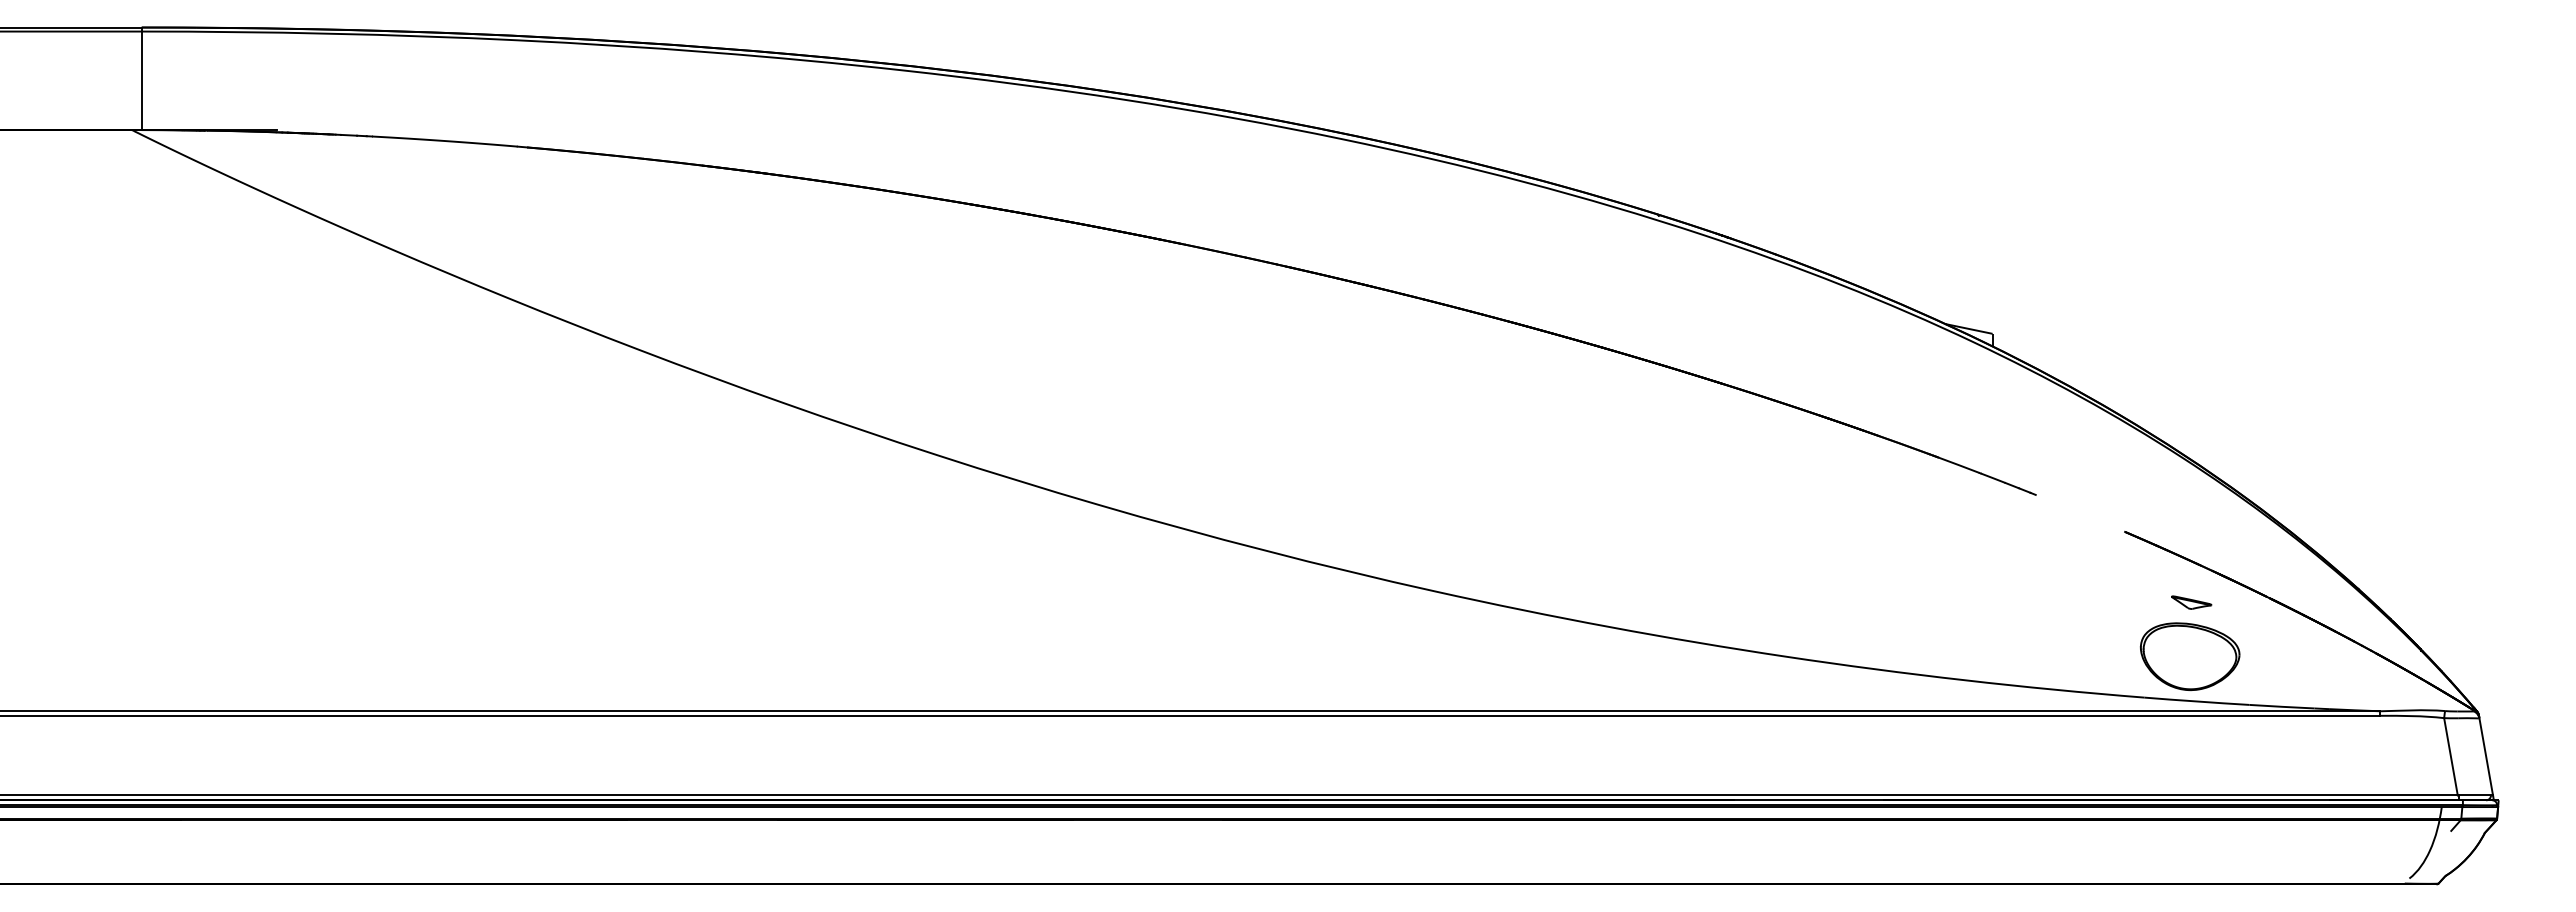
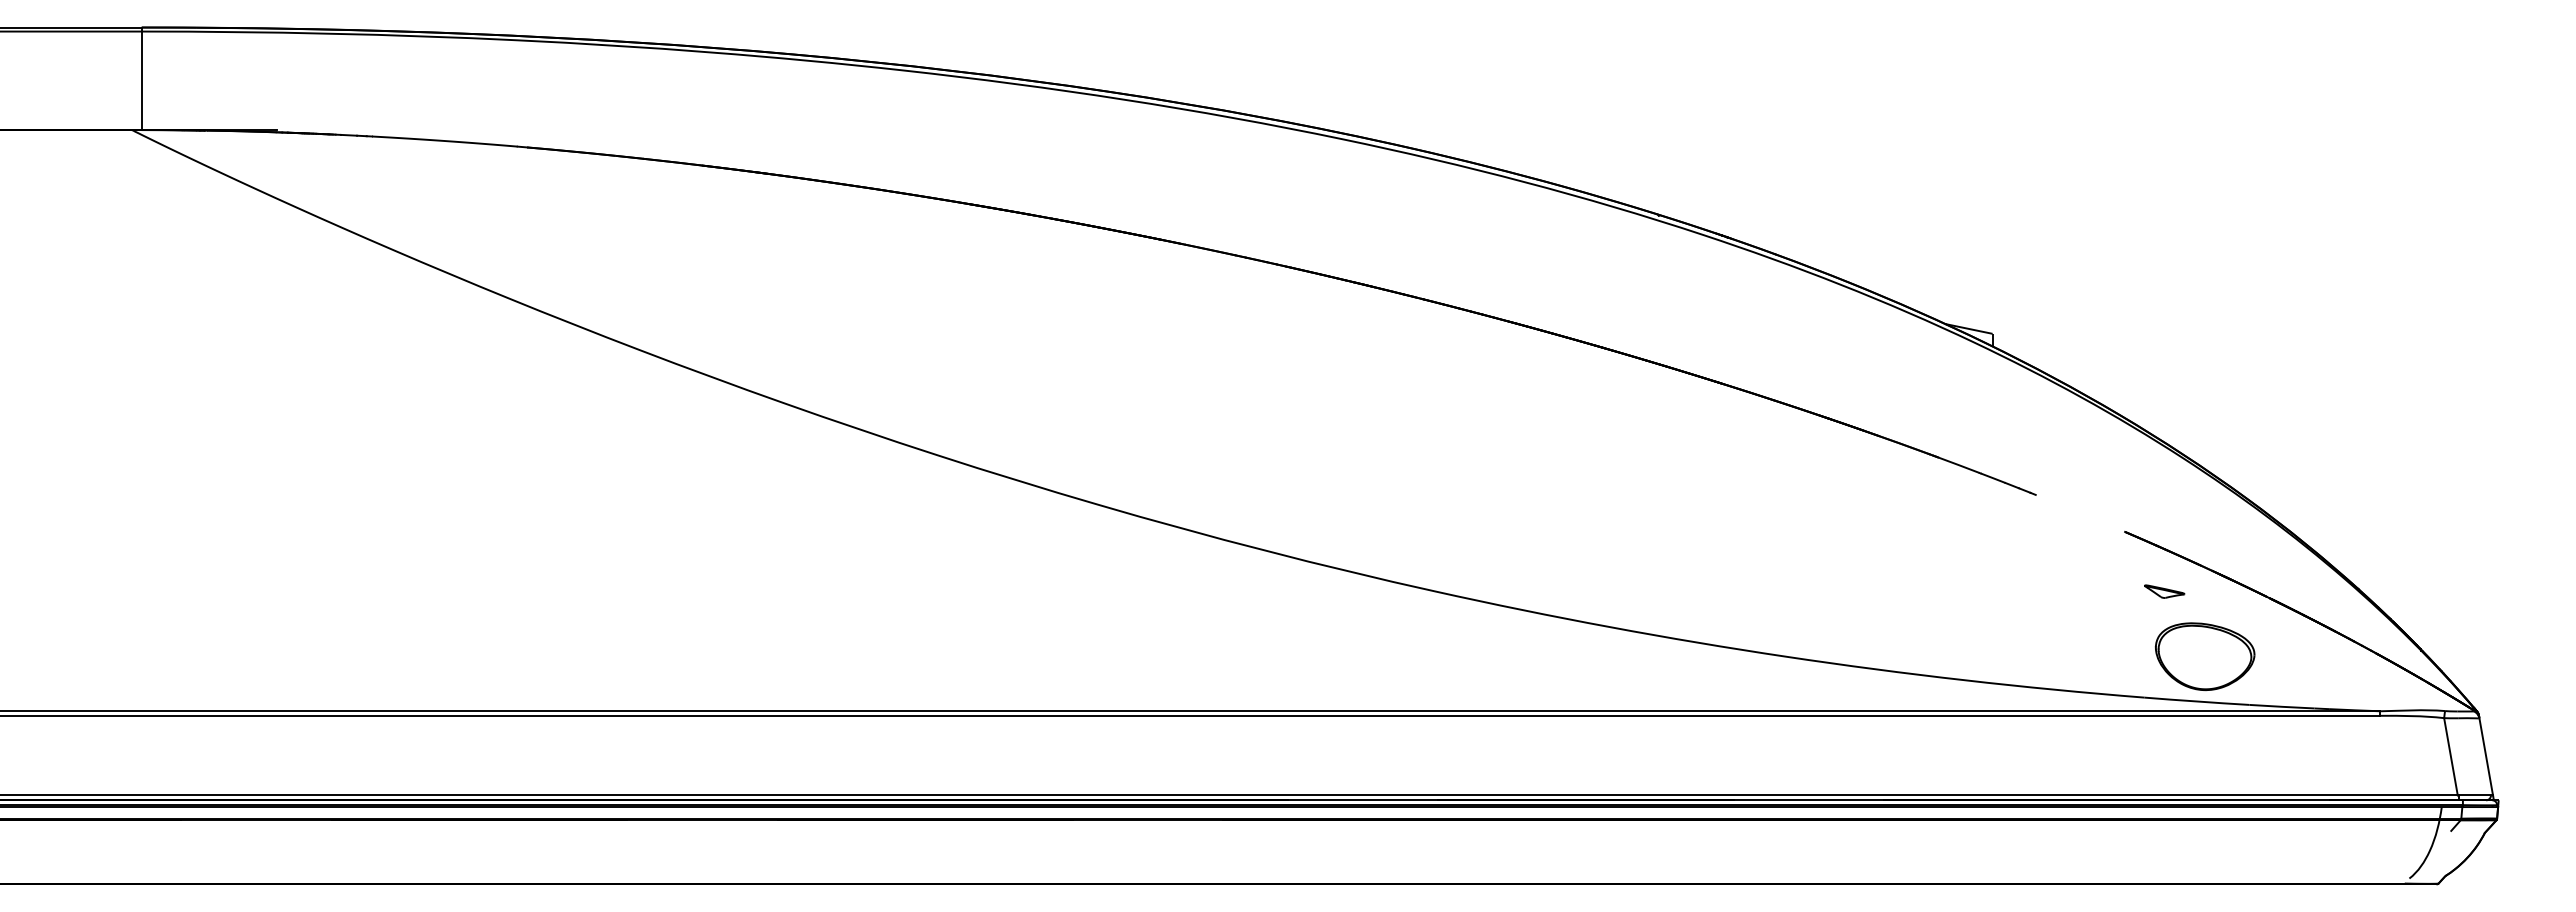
part position: (2191, 602) -> (2164, 591) (2164, 591)
part position: (2189, 656) -> (2204, 656) (2204, 656)
